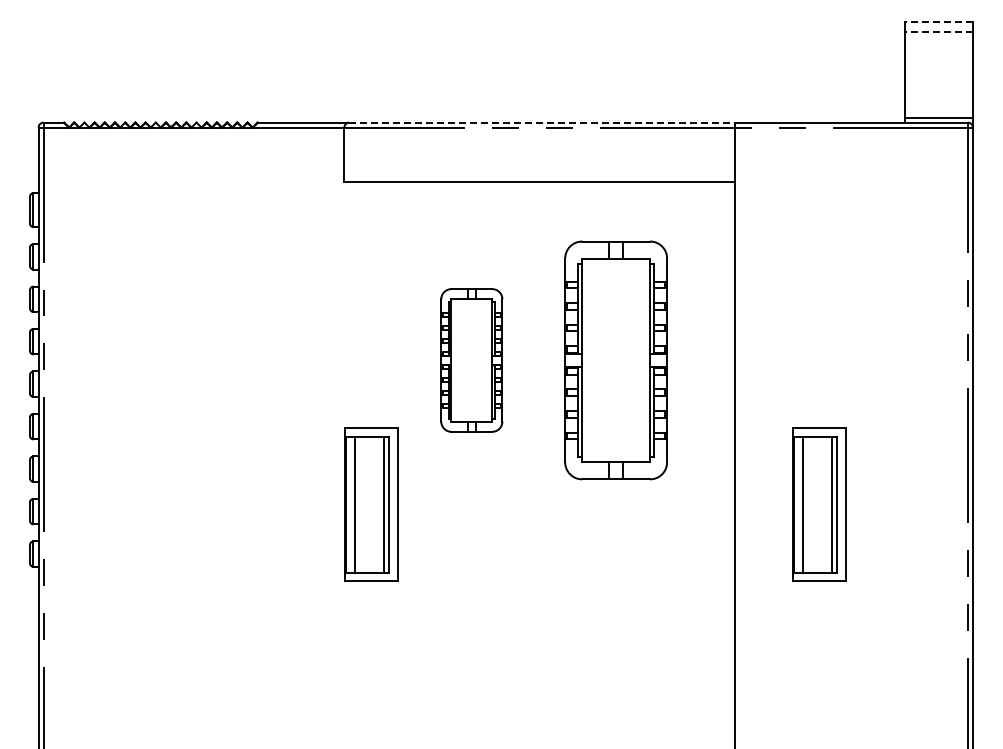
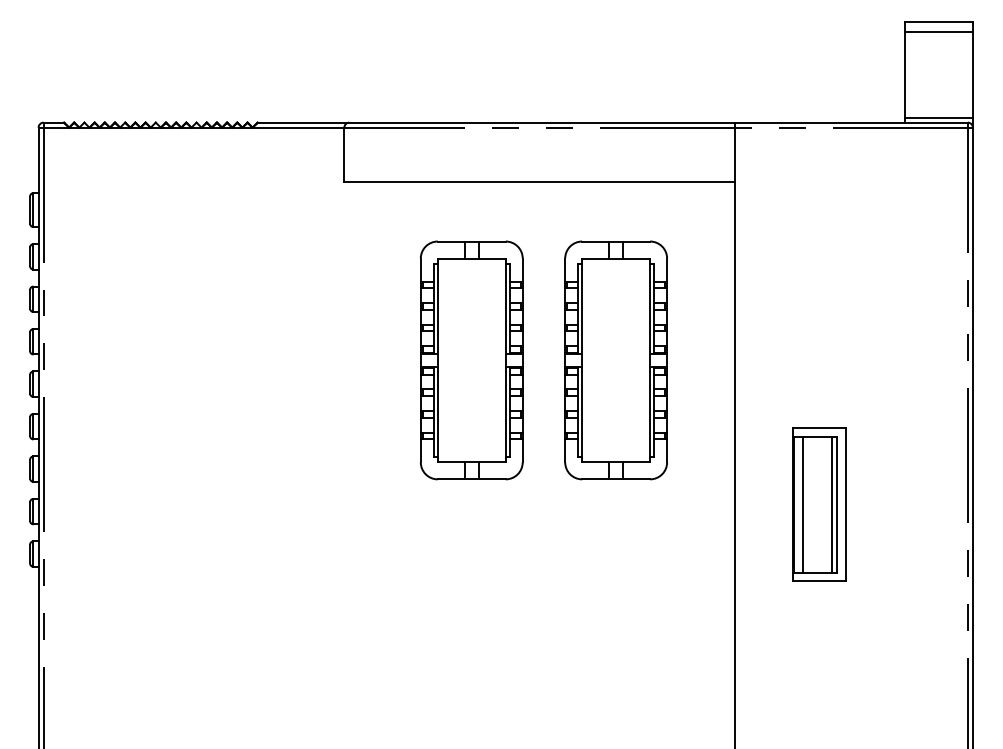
line: dashed -> solid (938, 22)
line: dashed -> solid (938, 31)
line: dashed -> solid (542, 122)
part size: 64x145 px -> 104x241 px (471, 360)
part: present -> none (371, 504)
